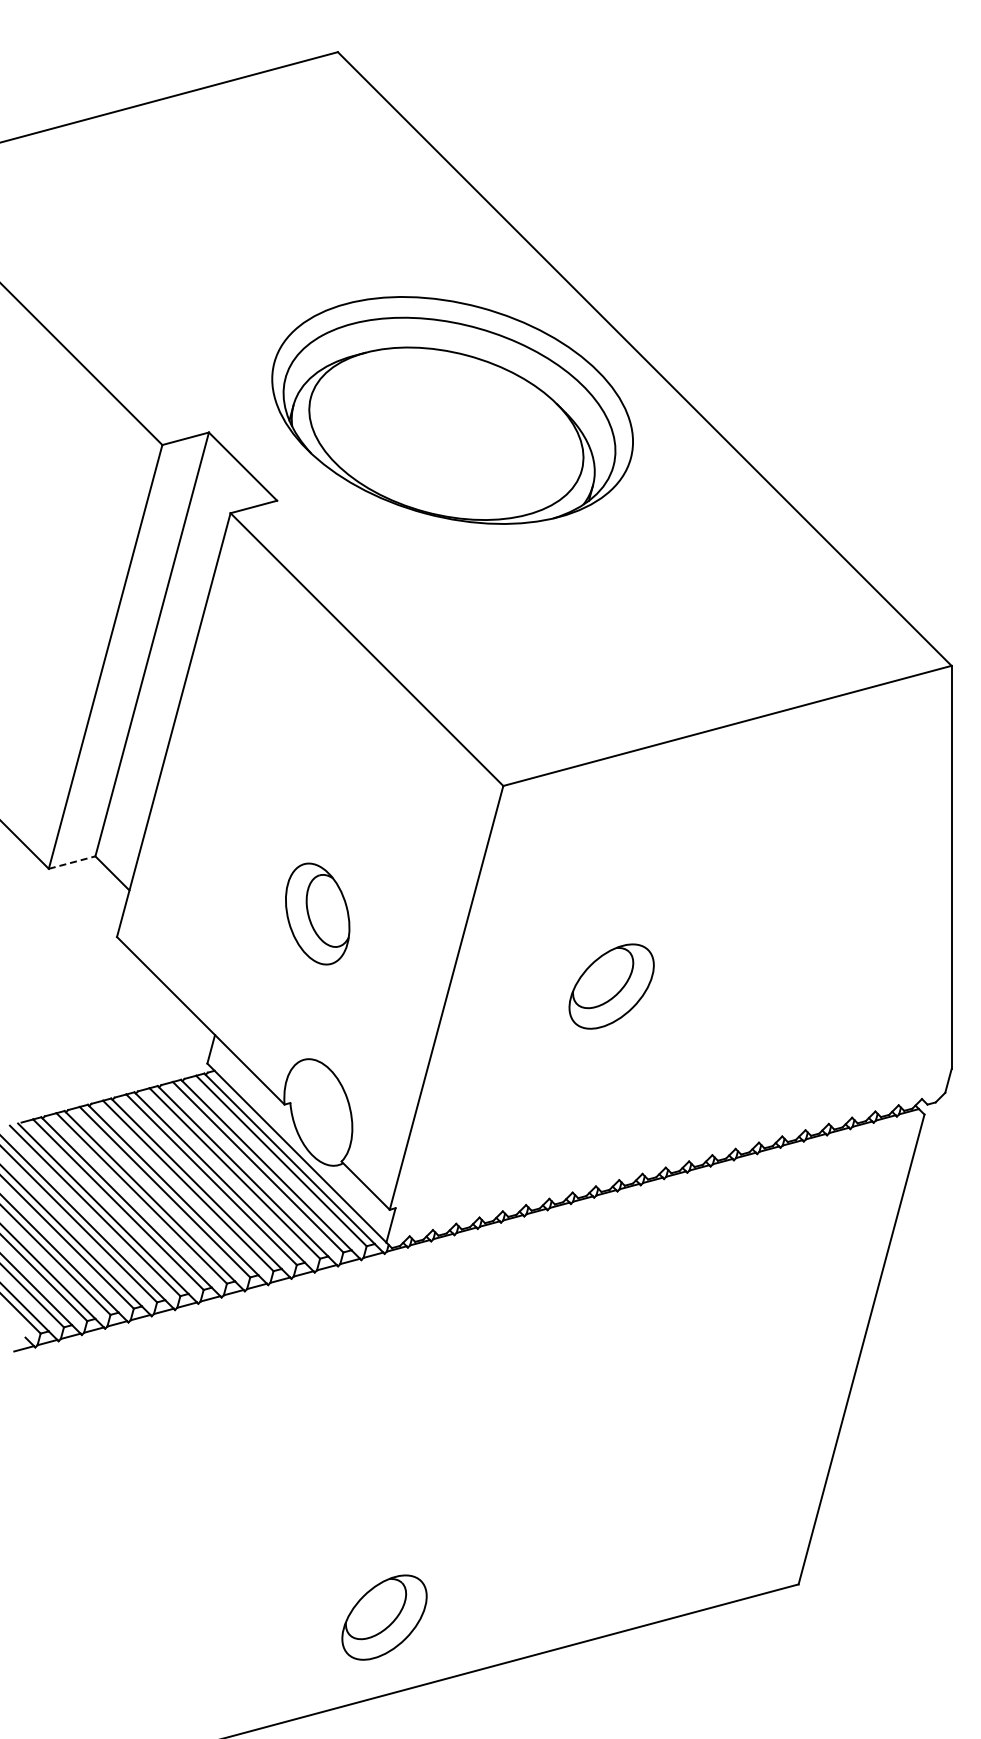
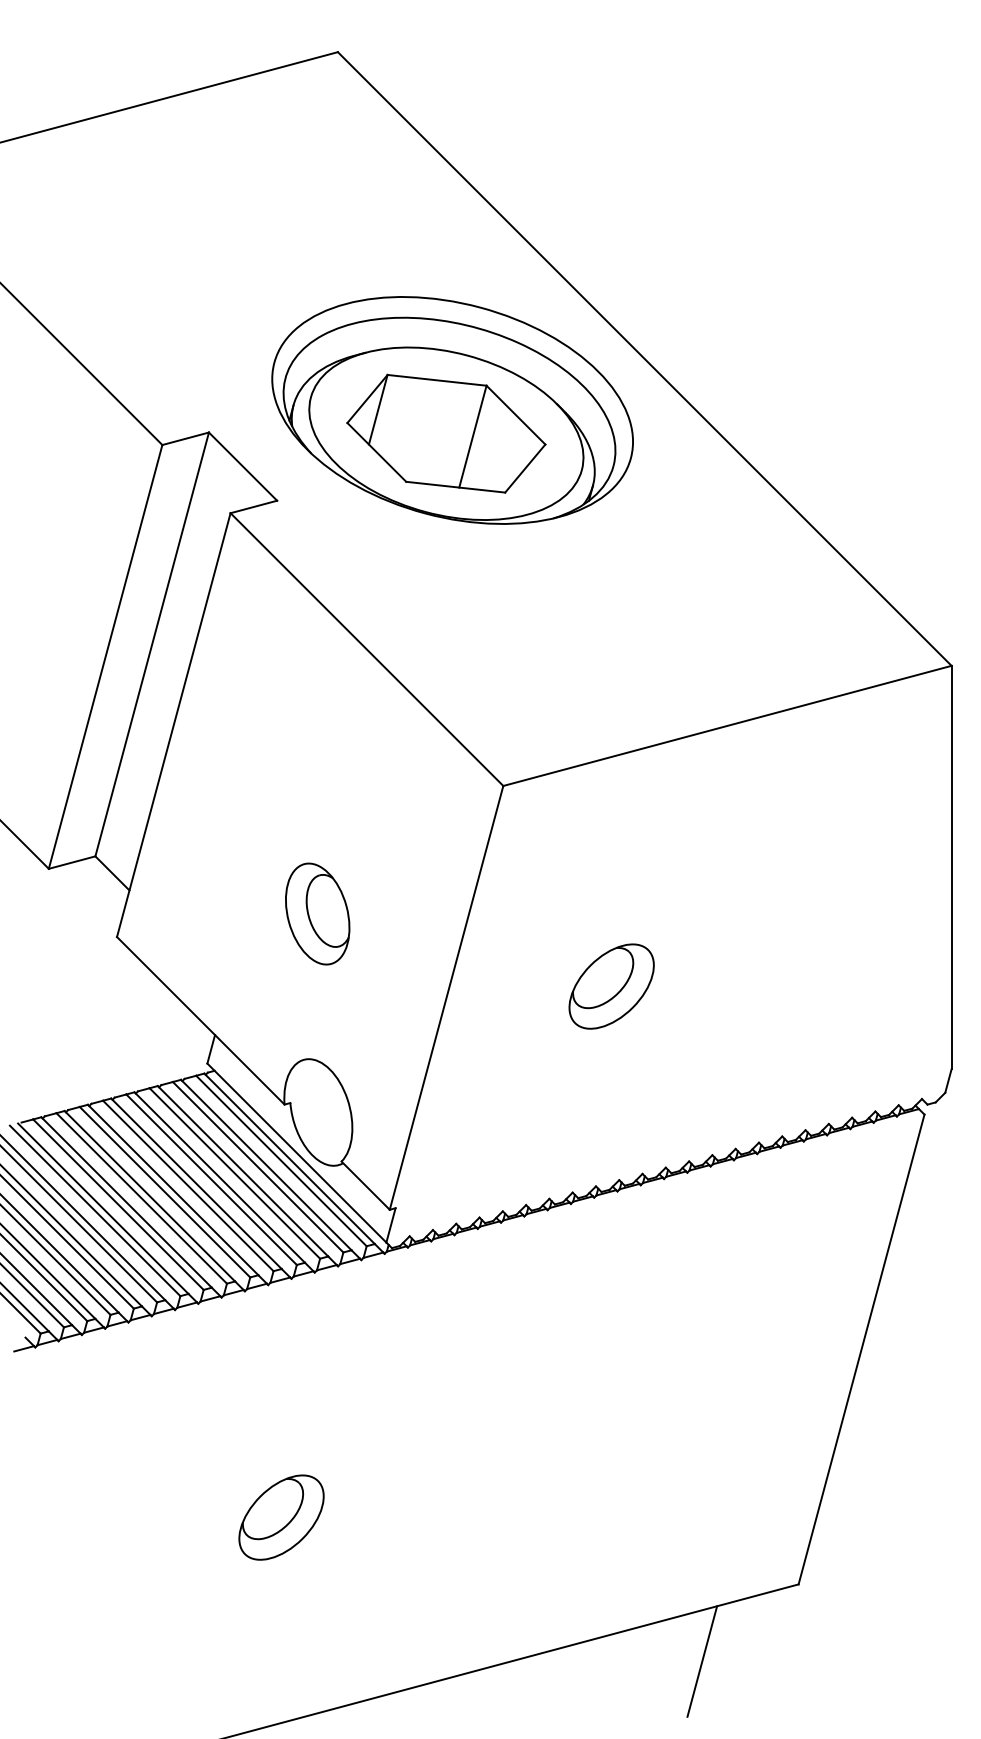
part: none -> present (446, 433)
line: dashed -> solid (72, 862)
part position: (384, 1617) -> (281, 1517) (281, 1517)
line: none -> present (702, 1661)
